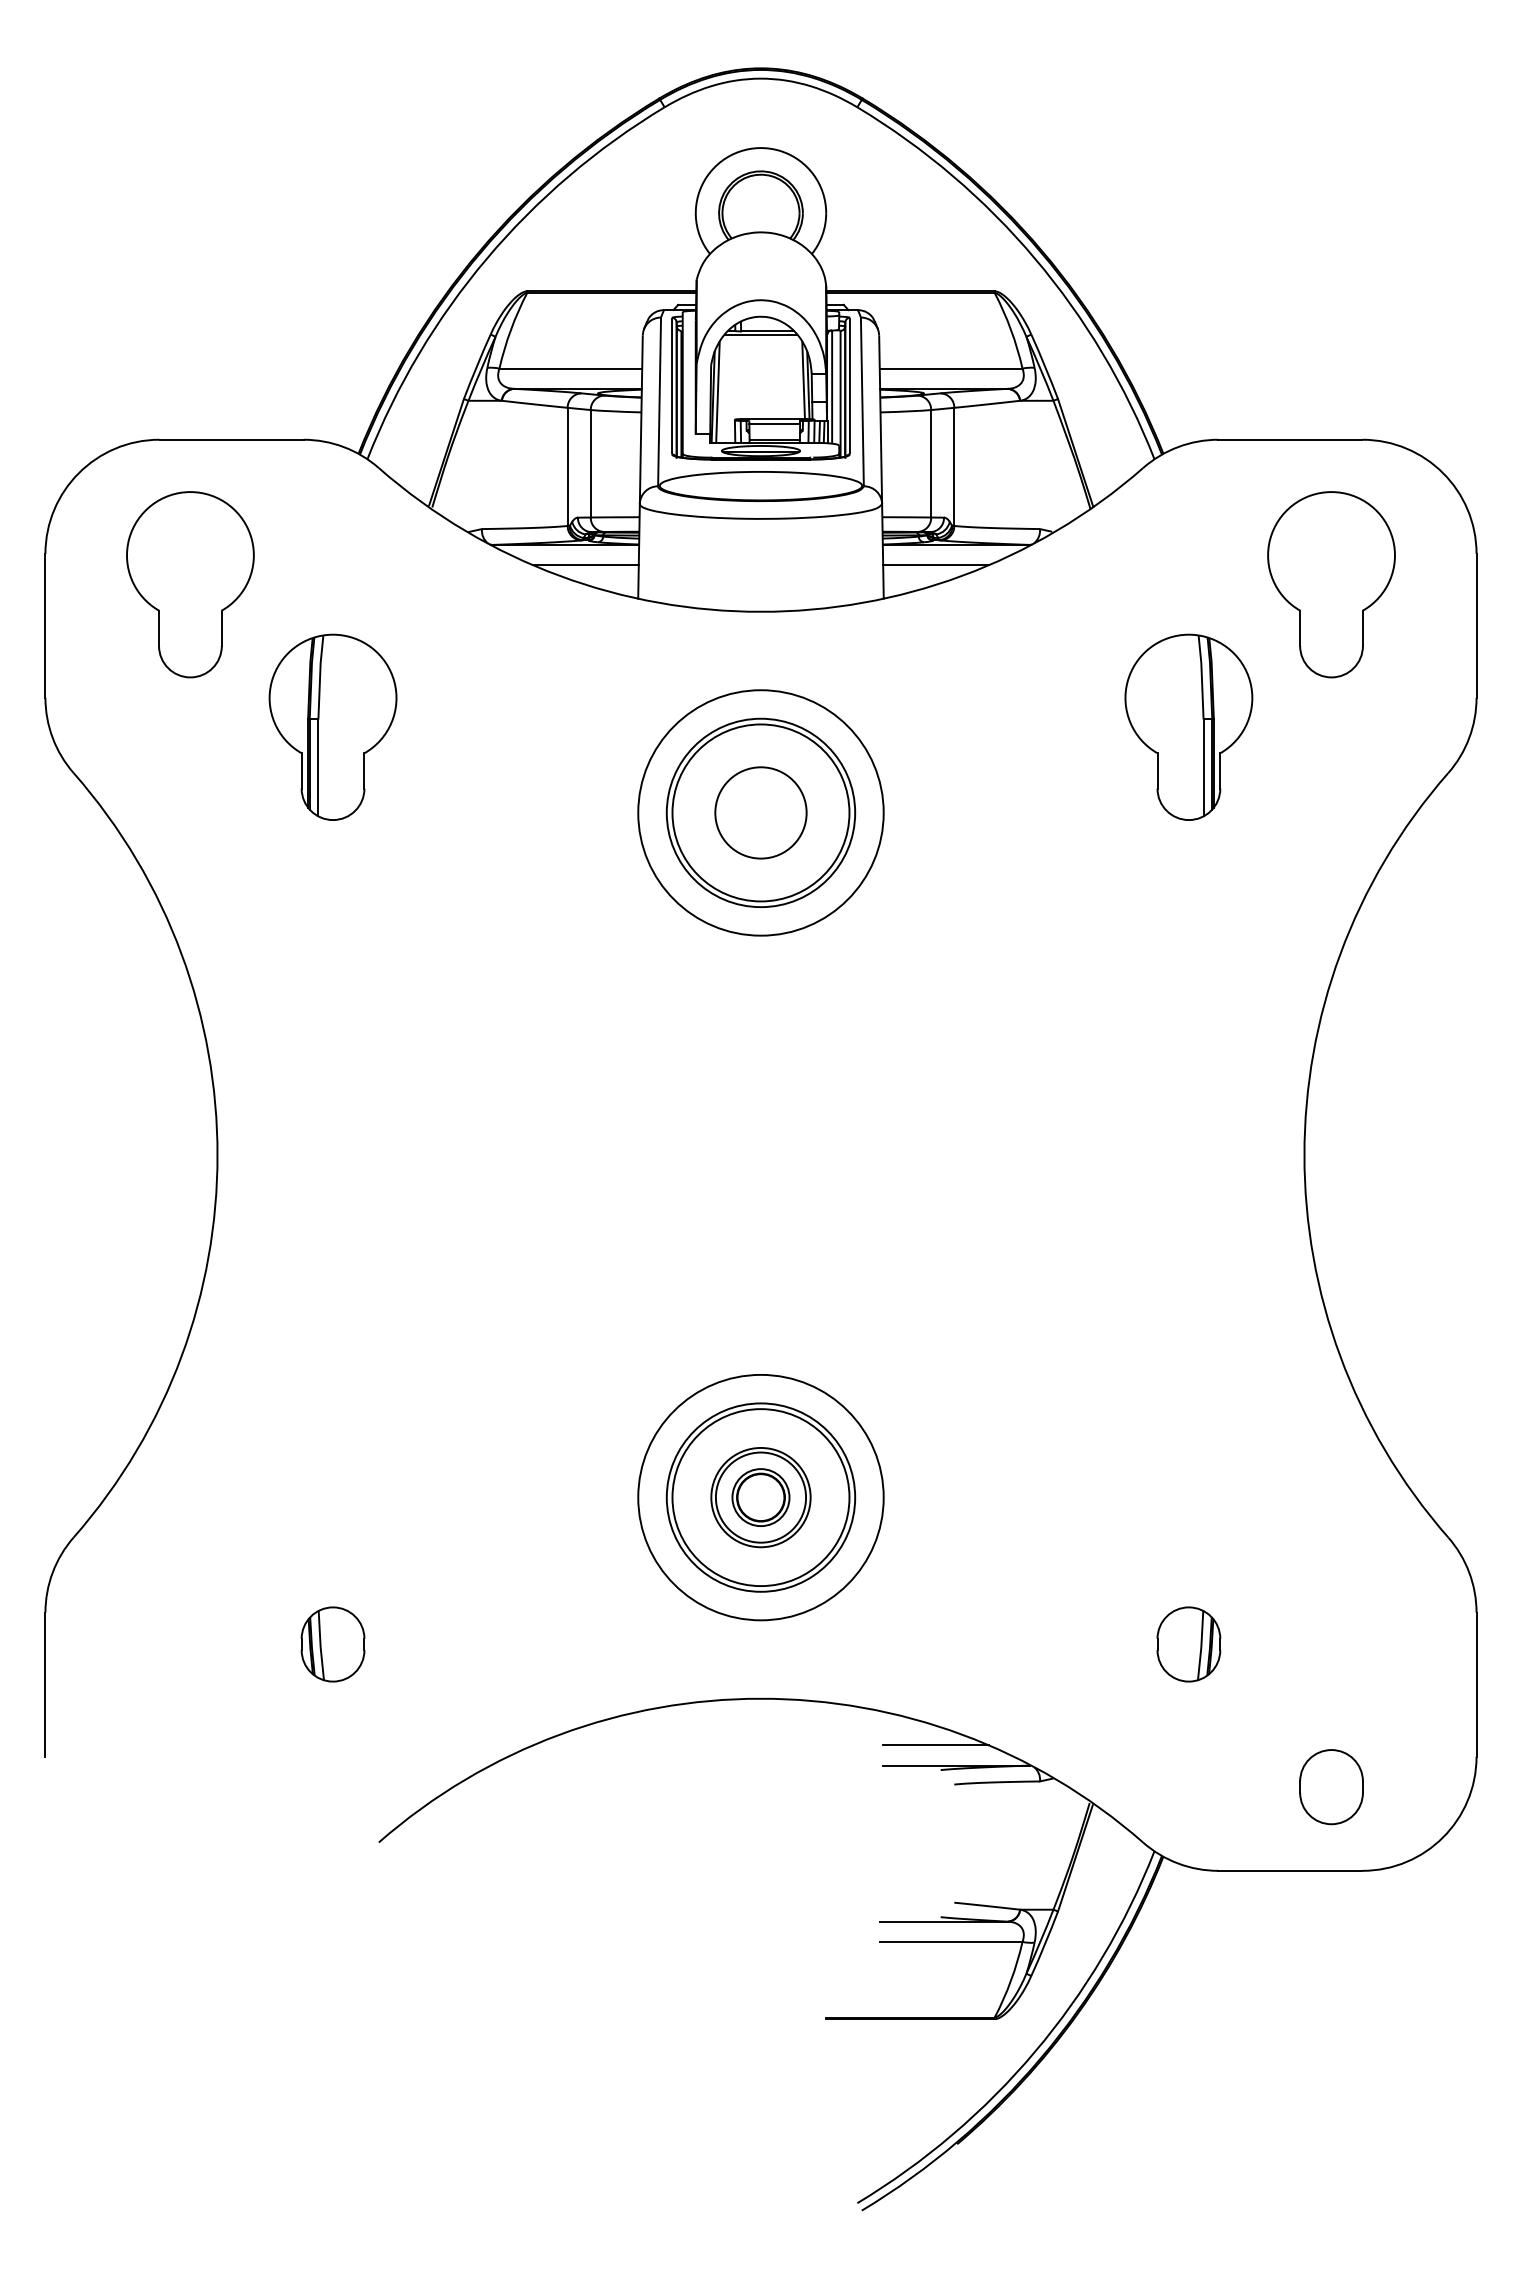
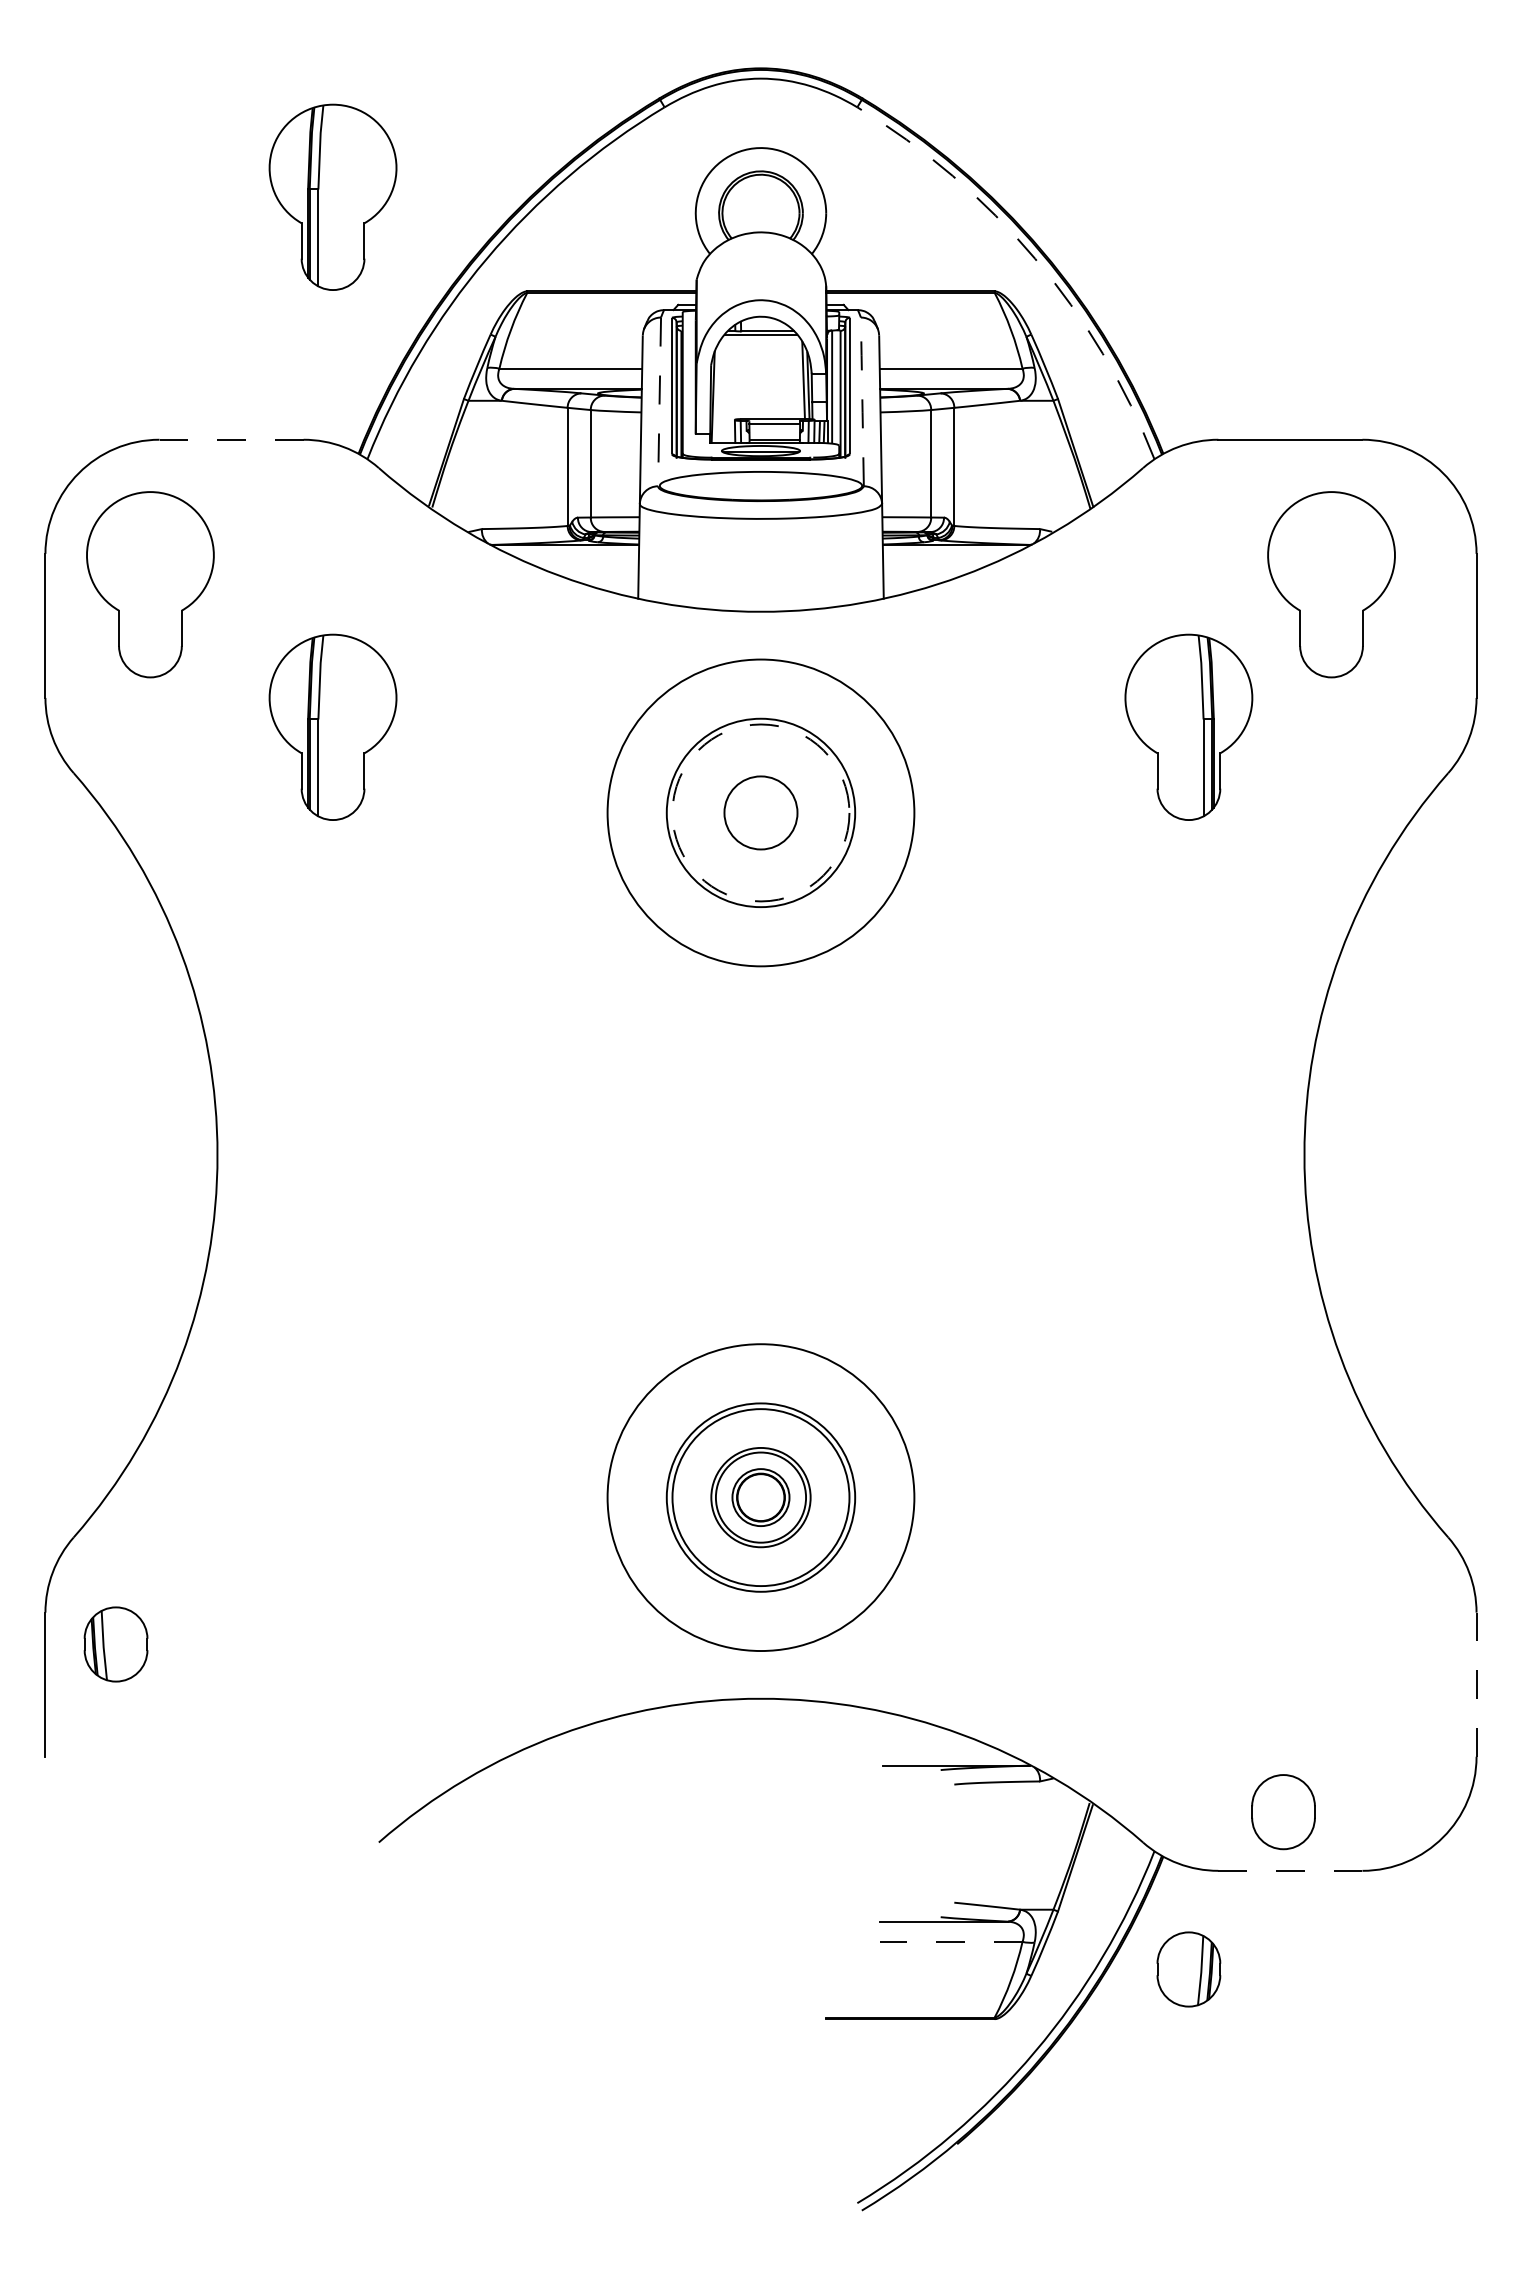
part: none -> present (332, 196)
arc: solid -> dashed (1035, 258)
line: present -> none (717, 392)
line: solid -> dashed (862, 401)
line: solid -> dashed (659, 402)
line: solid -> dashed (231, 439)
line: present -> none (585, 565)
line: present -> none (936, 565)
part position: (190, 584) -> (150, 584) (150, 584)
circle diameter: 245 px -> 307 px (760, 812)
circle diameter: 91 px -> 73 px (760, 812)
circle: solid -> dashed (760, 812)
circle diameter: 245 px -> 307 px (760, 1497)
part position: (332, 1644) -> (115, 1644) (115, 1644)
part position: (1188, 1644) -> (1188, 1969) (1188, 1969)
line: solid -> dashed (1476, 1684)
line: present -> none (935, 1745)
part position: (1331, 1787) -> (1283, 1812) (1283, 1812)
line: solid -> dashed (1290, 1870)
line: solid -> dashed (950, 1941)
